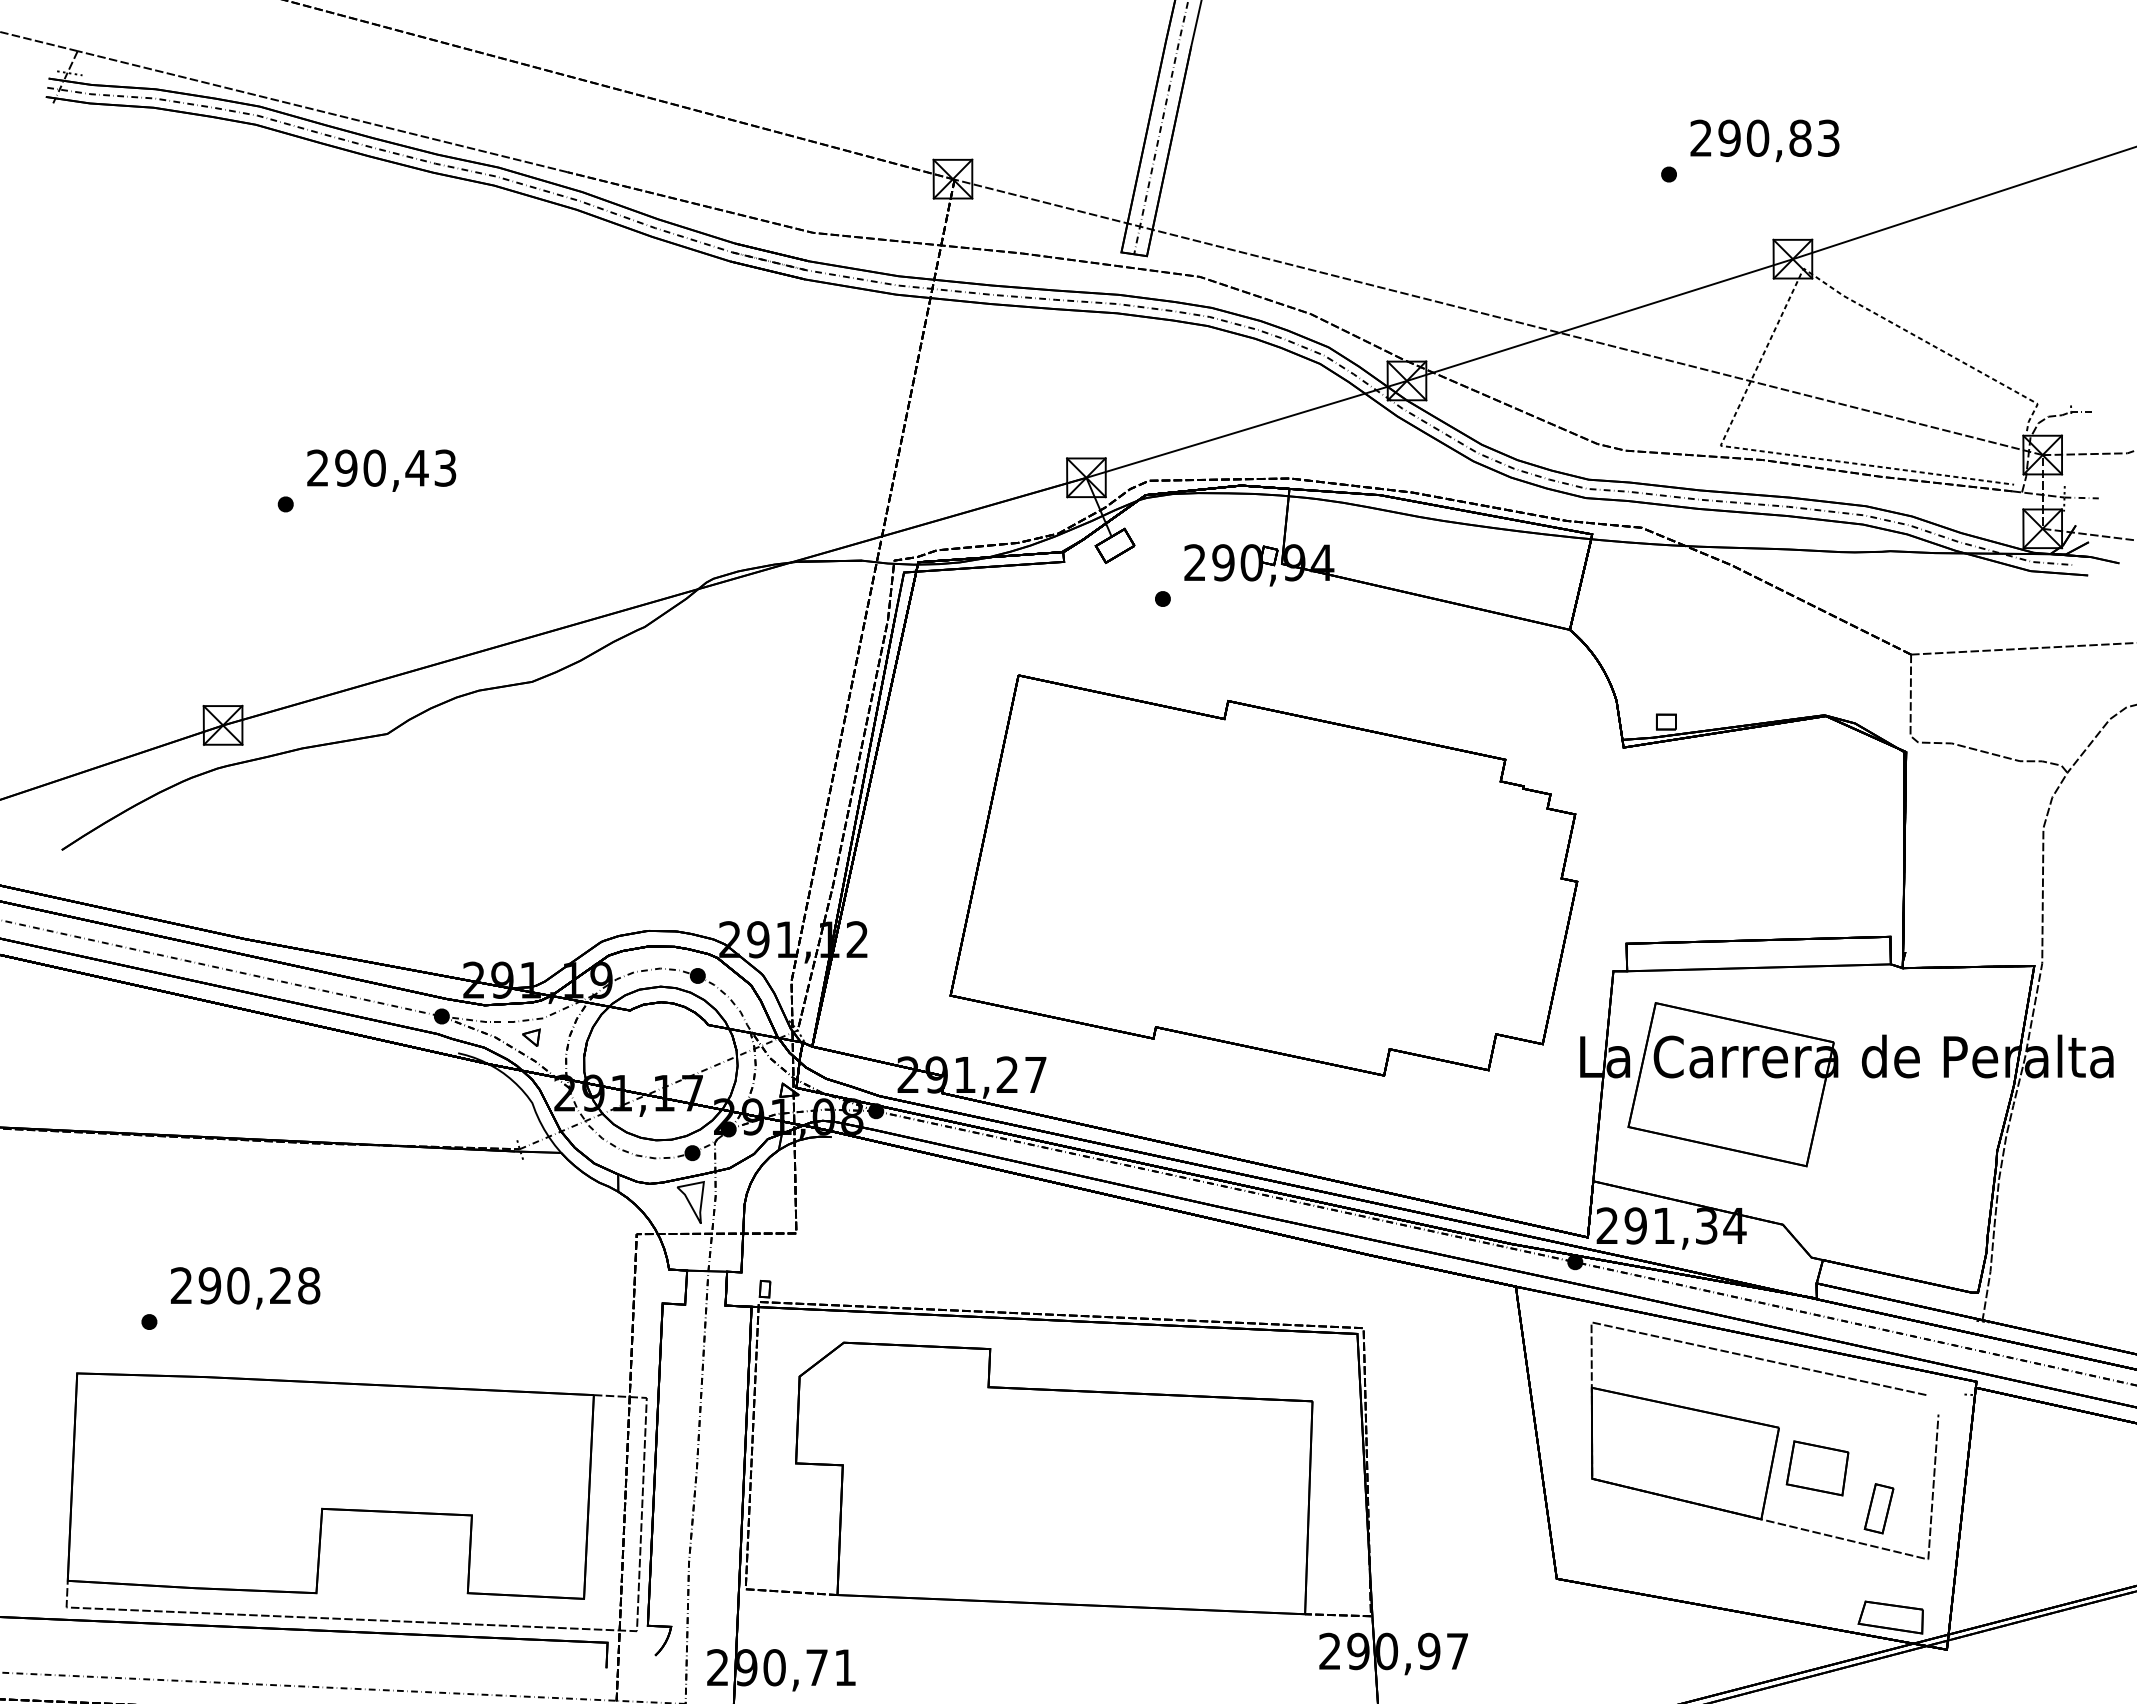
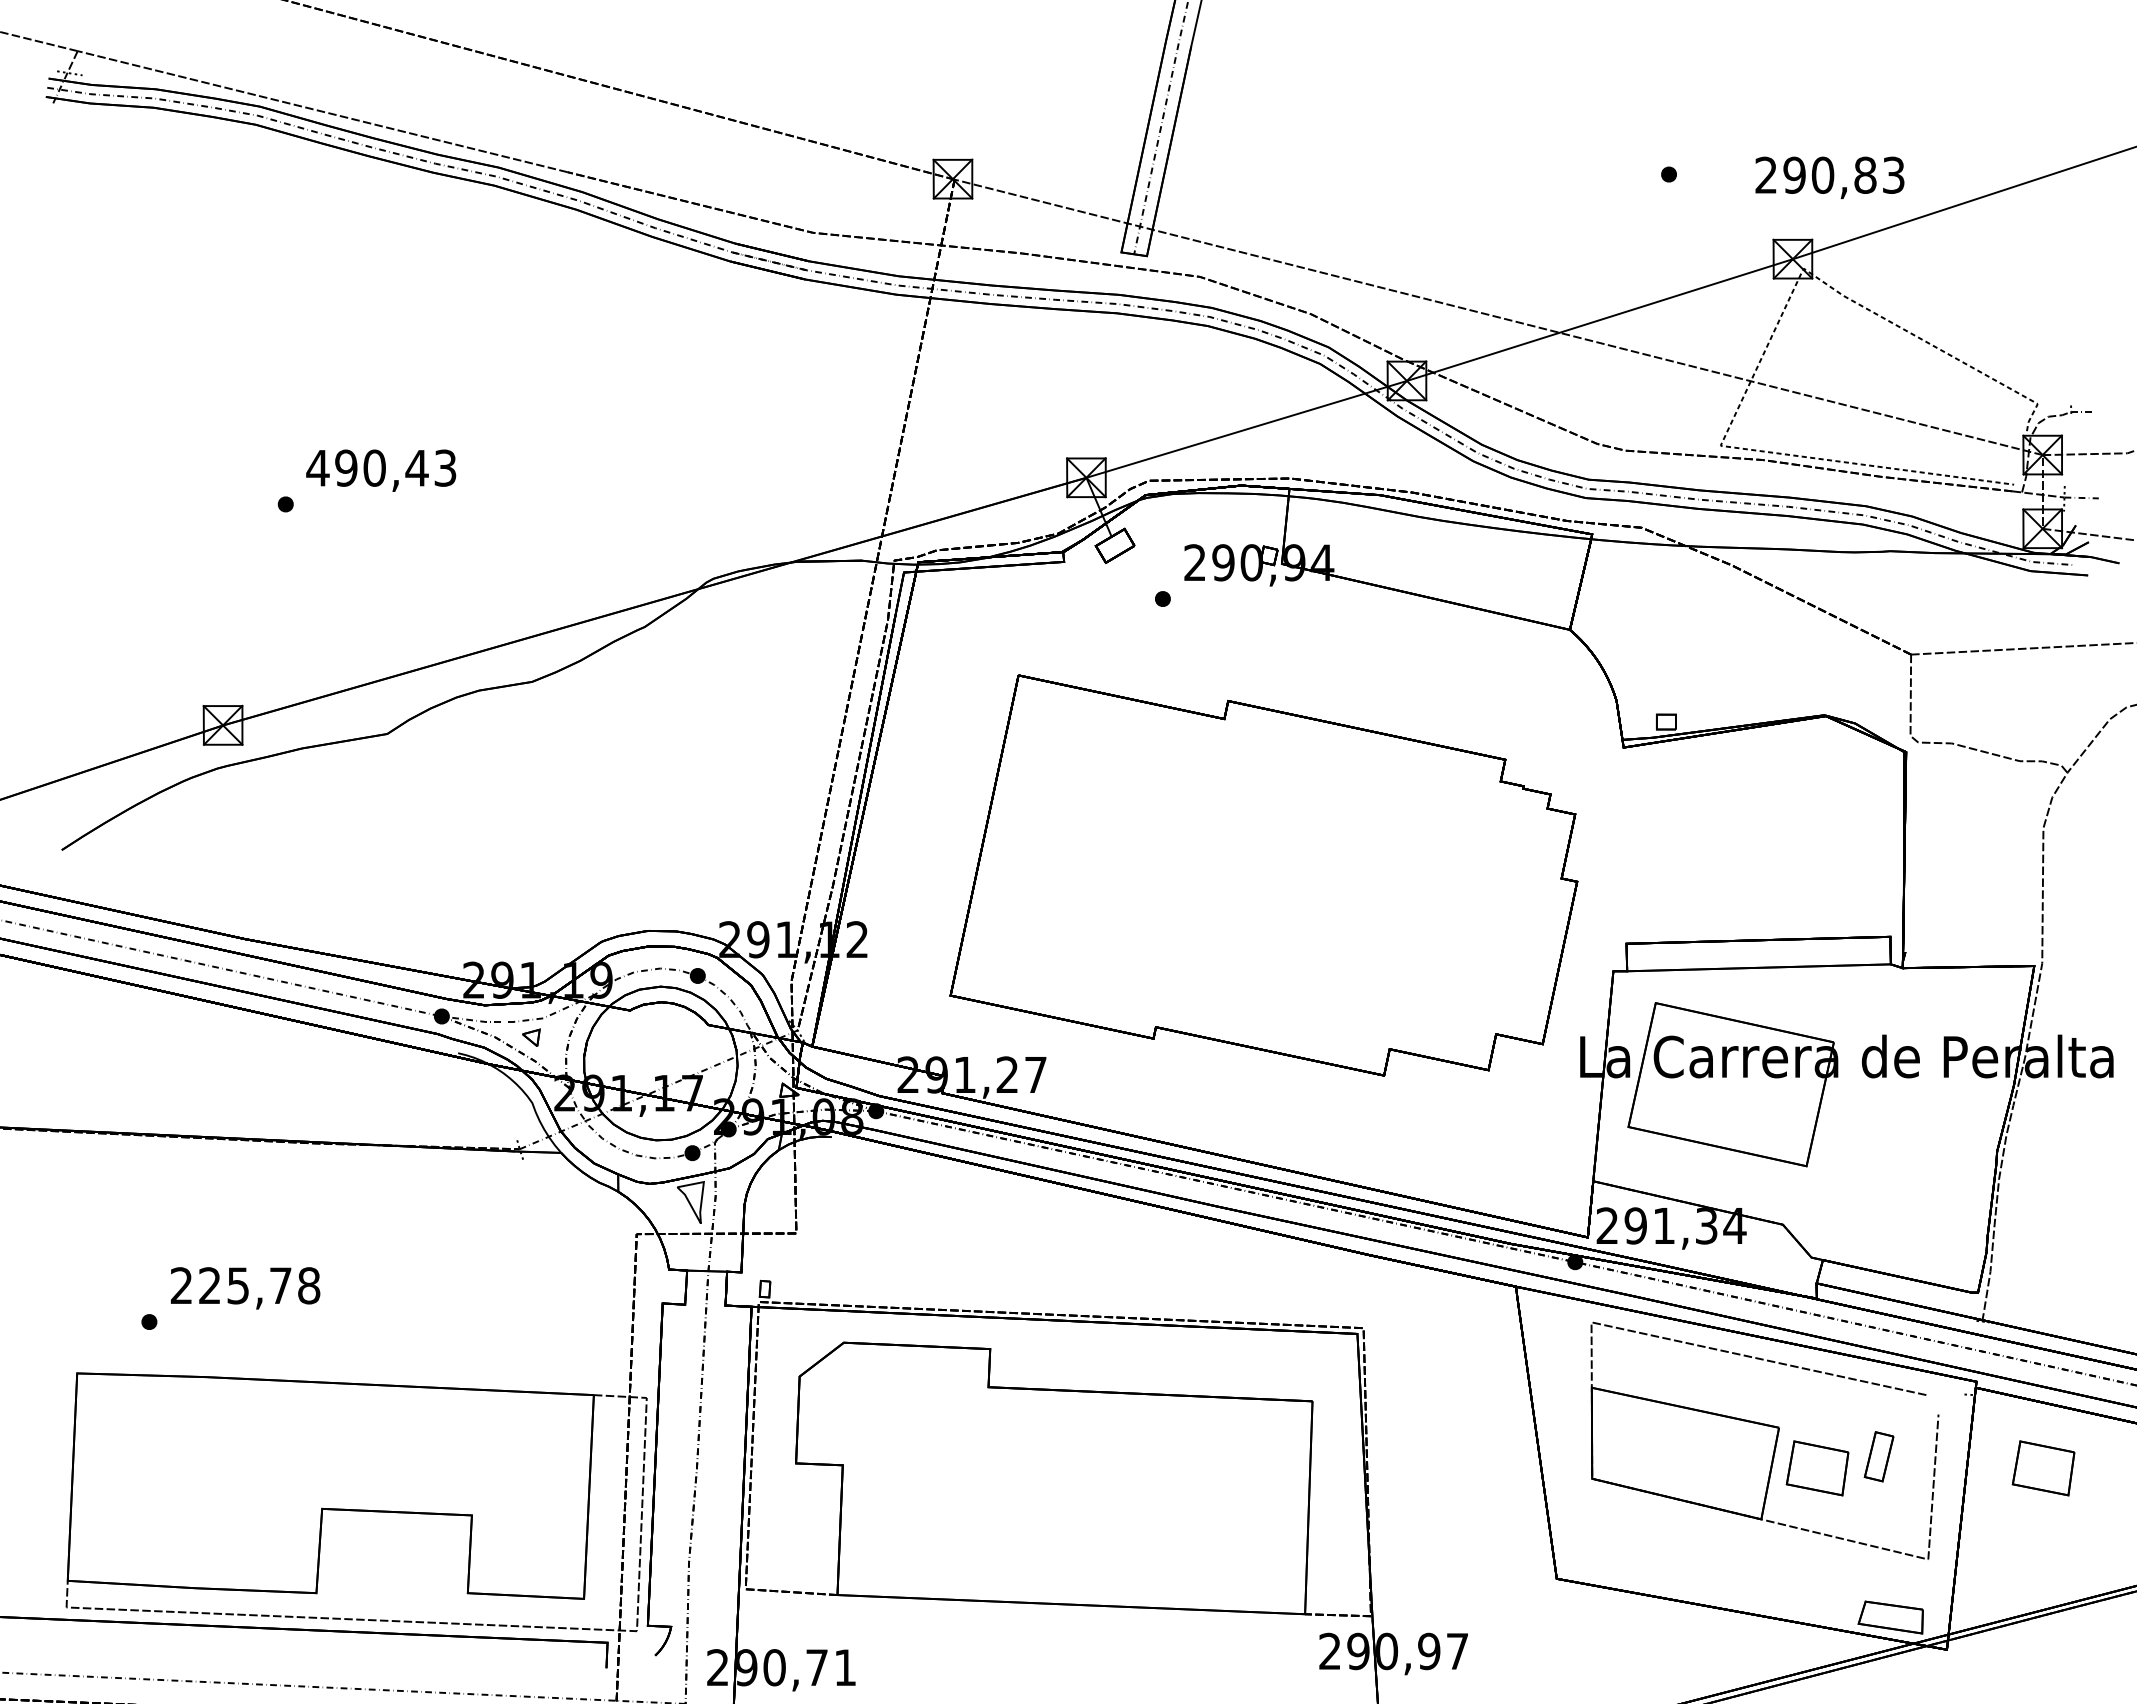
text position: (1764, 140) -> (1829, 177) (1829, 177)
text: 290,43 -> 490,43 (317, 467)
text: 290,28 -> 225,78 (244, 1285)
part: none -> present (2043, 1468)
part position: (1878, 1508) -> (1878, 1456) (1878, 1456)
